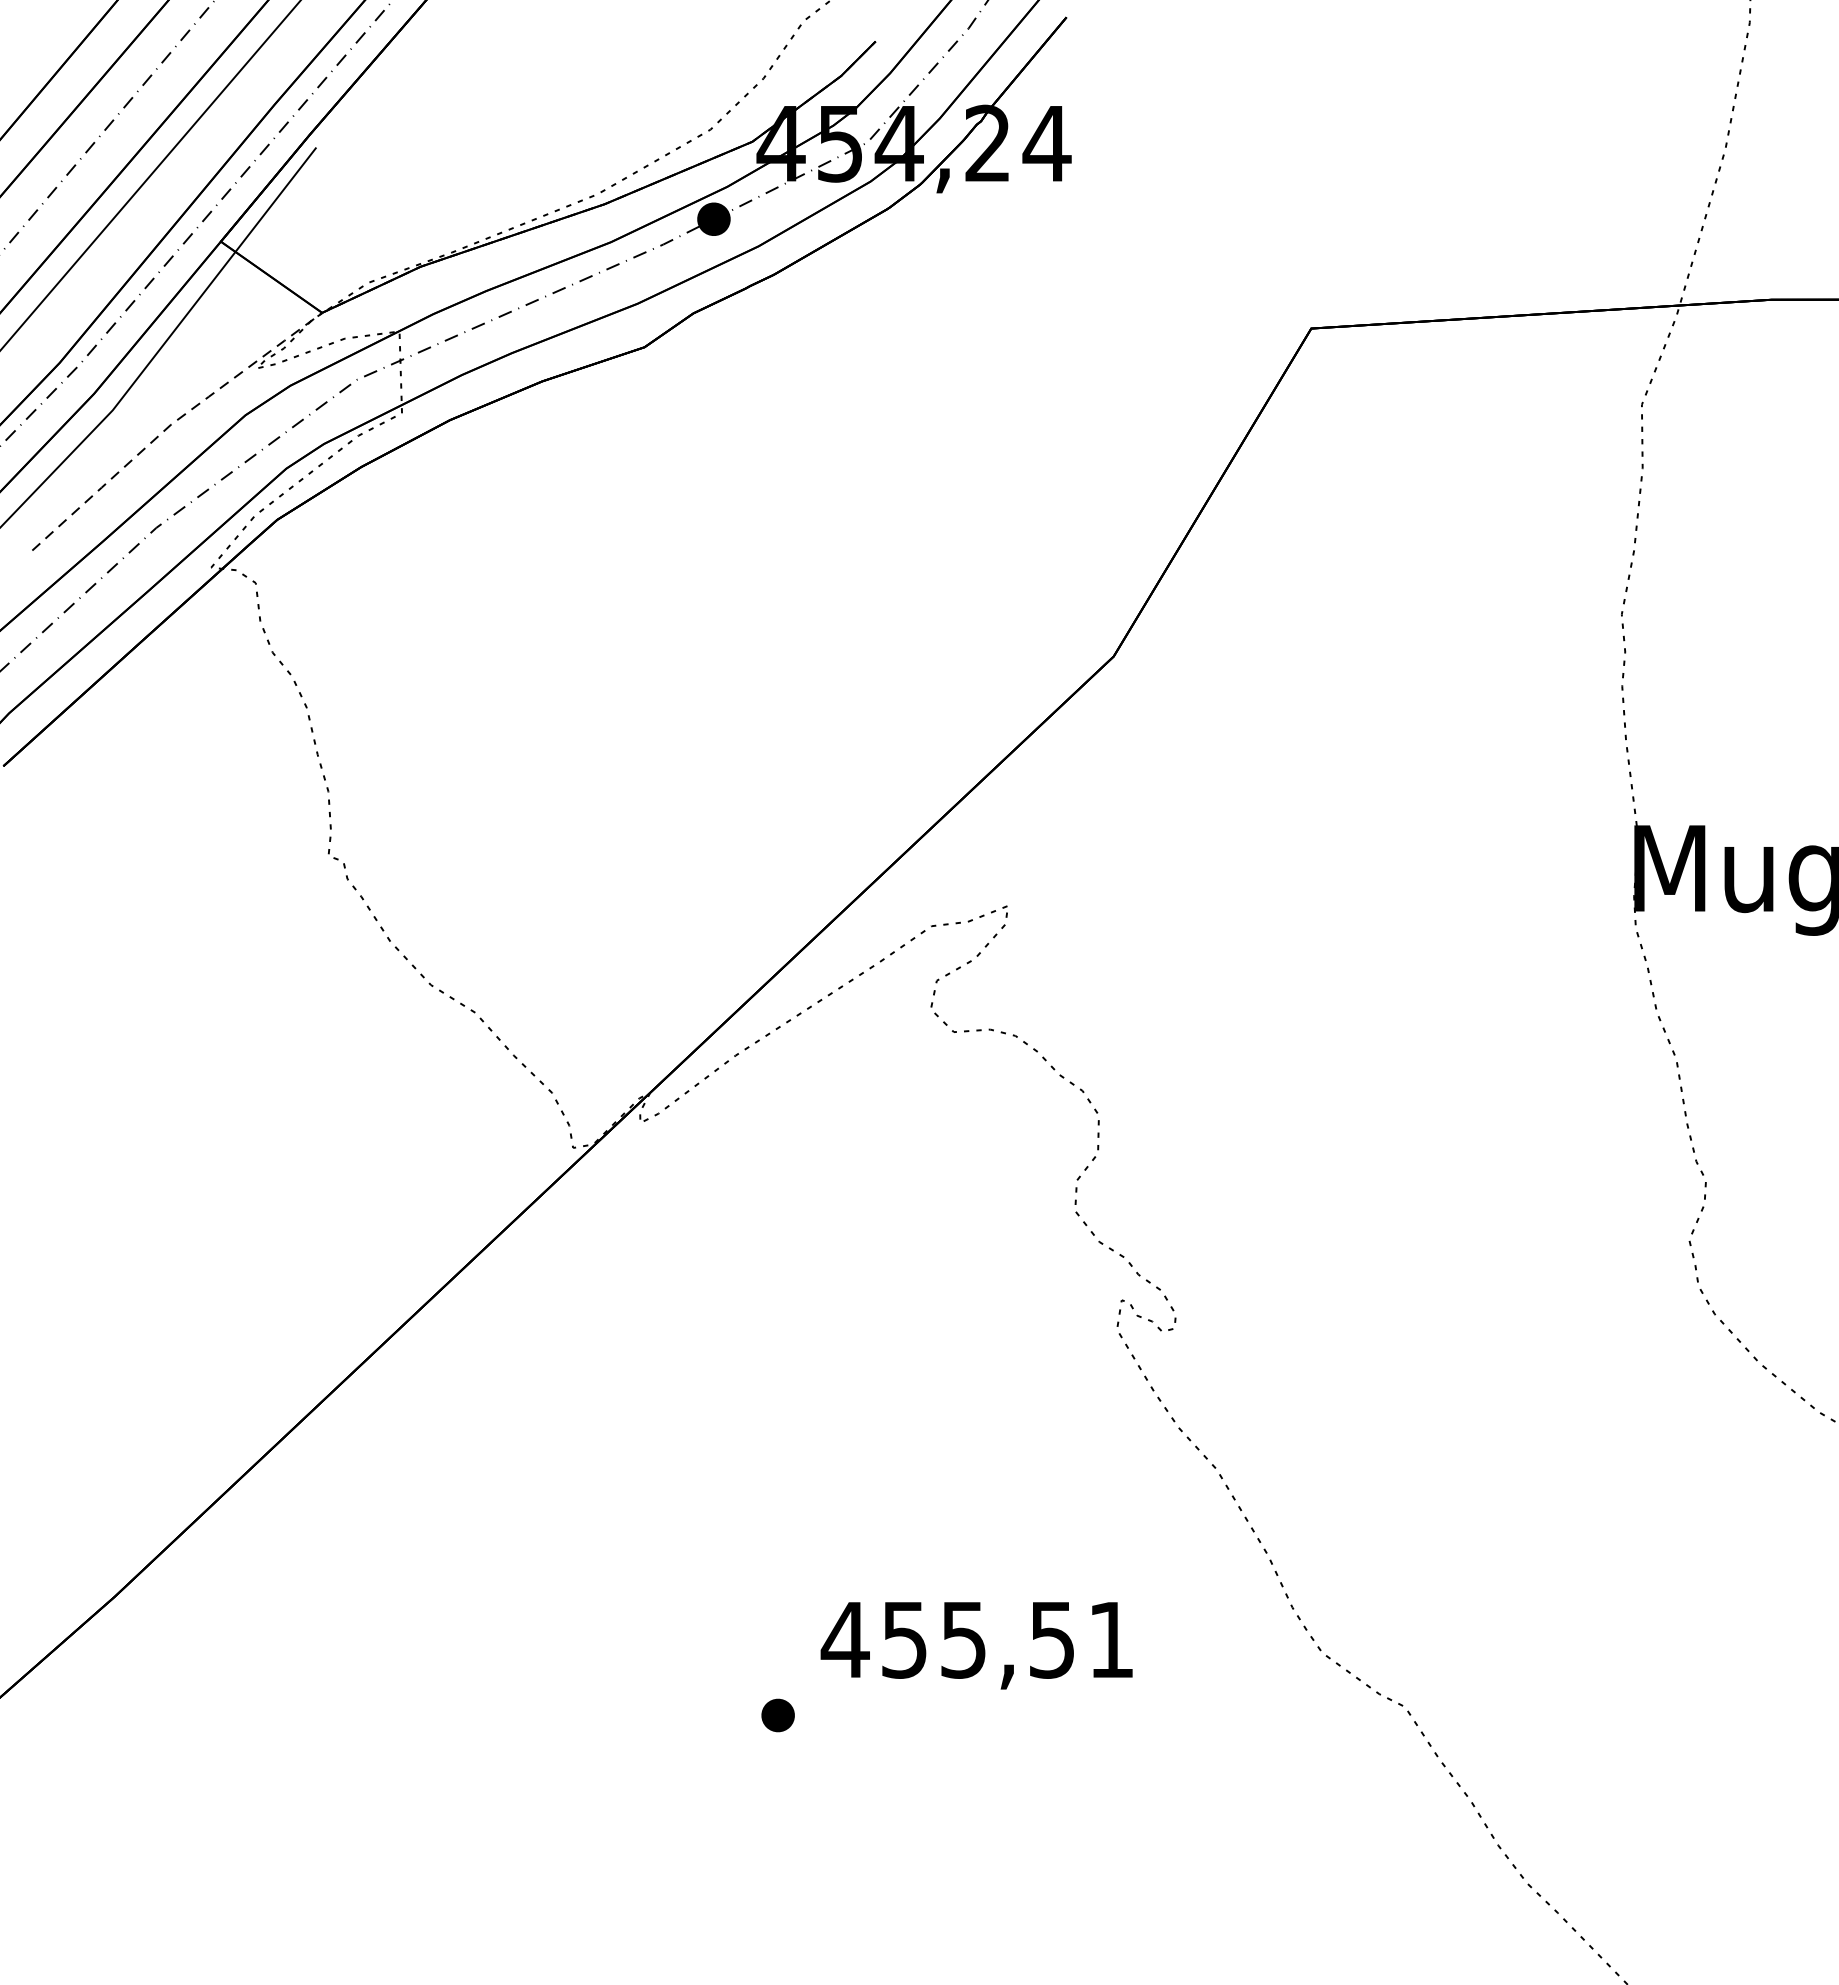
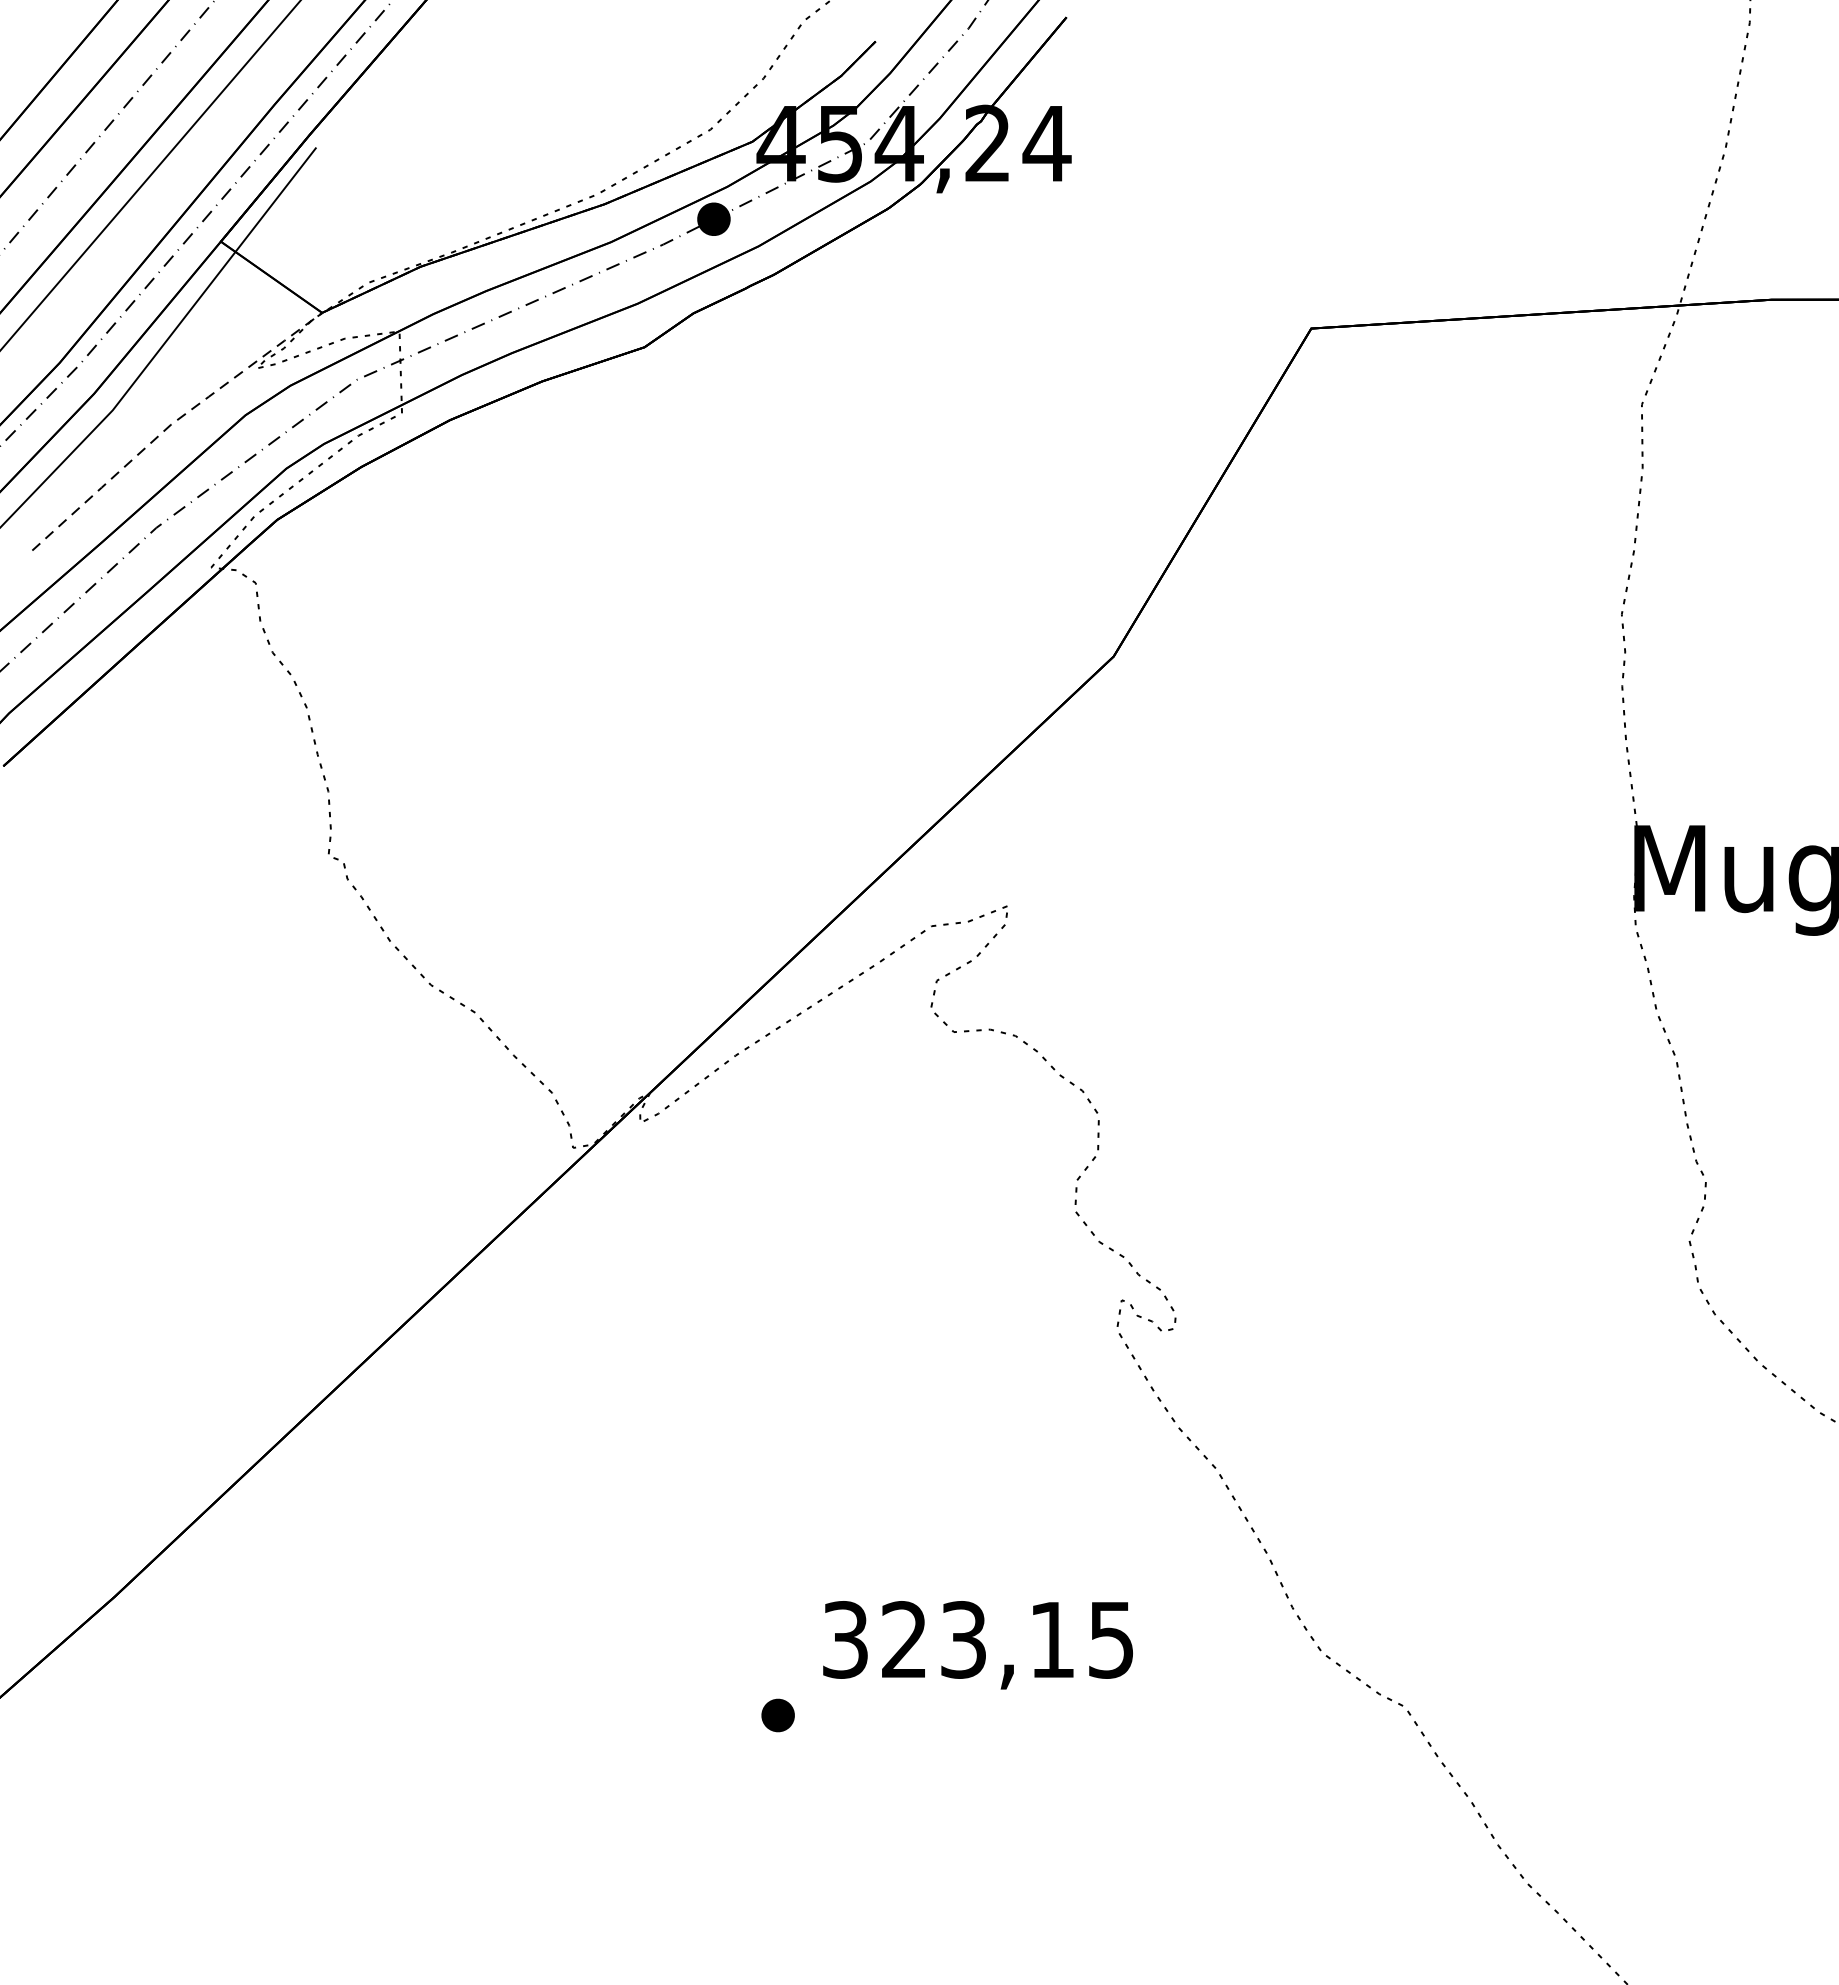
text: 455,51 -> 323,15 (976, 1639)
